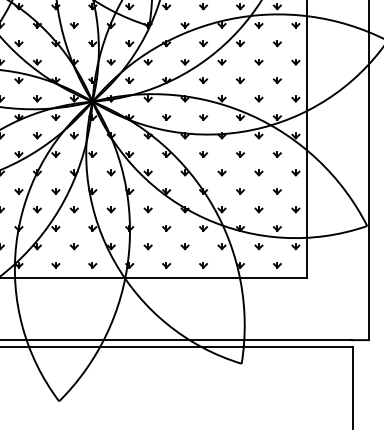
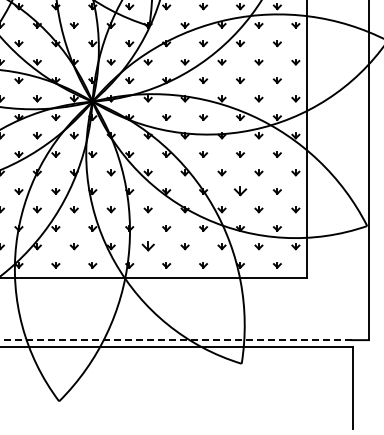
part size: 9x7 px -> 15x11 px (240, 191)
part size: 10x8 px -> 14x11 px (147, 246)
line: solid -> dashed (175, 340)
